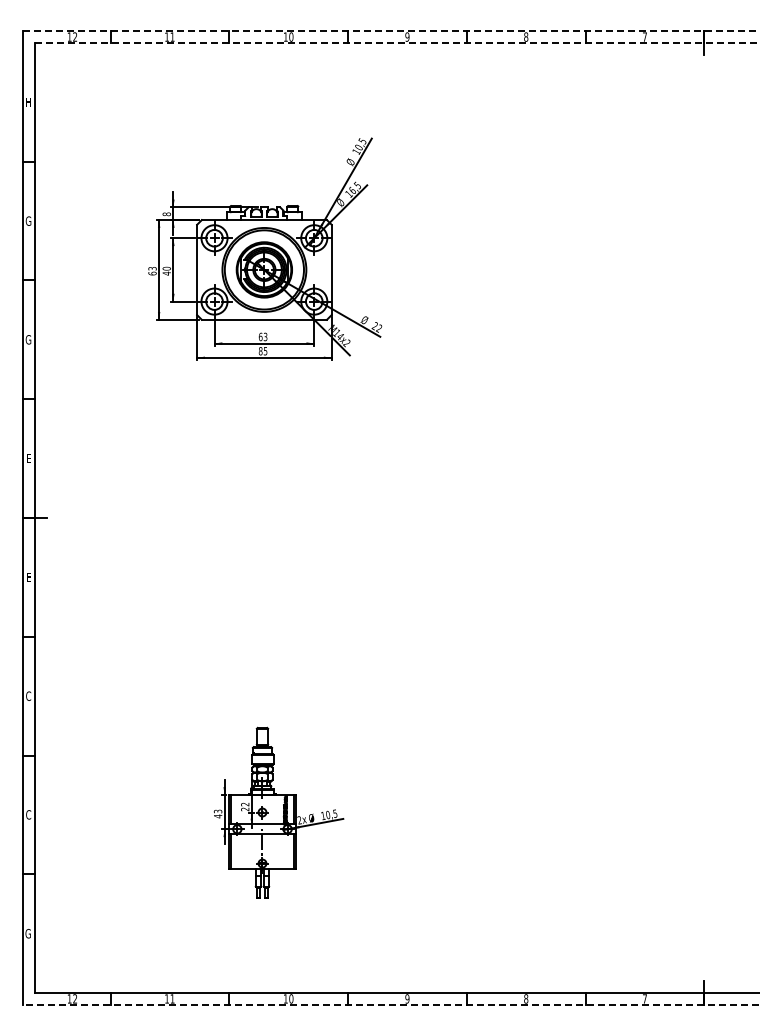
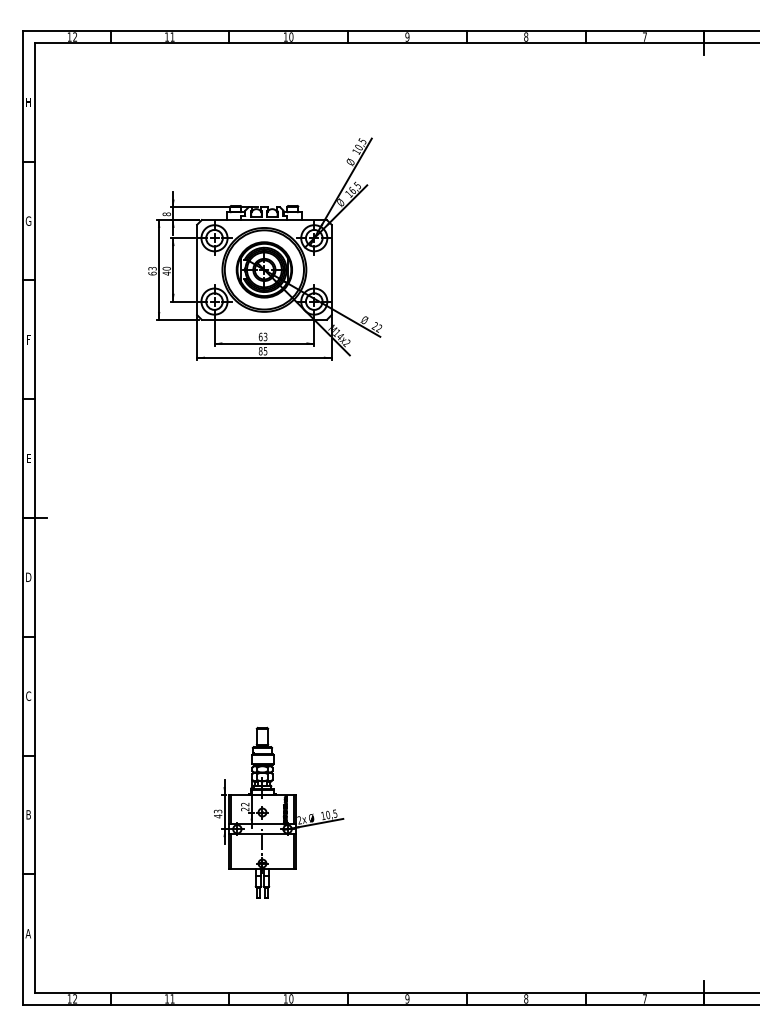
line: dashed -> solid (391, 31)
line: dashed -> solid (397, 42)
text: G -> F (28, 339)
text: E -> D (28, 576)
text: C -> B (28, 814)
text: G -> A (27, 933)
line: dashed -> solid (390, 1004)
